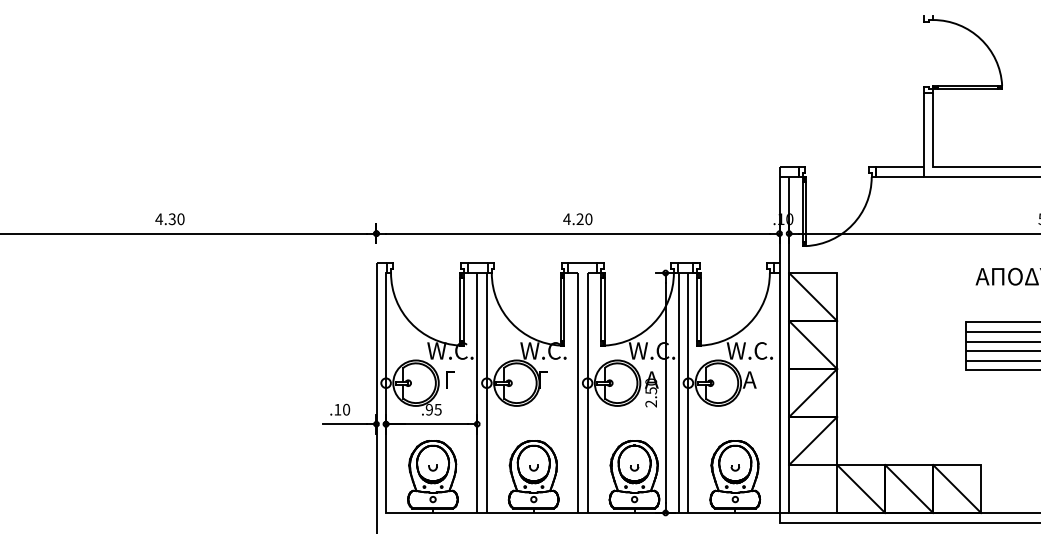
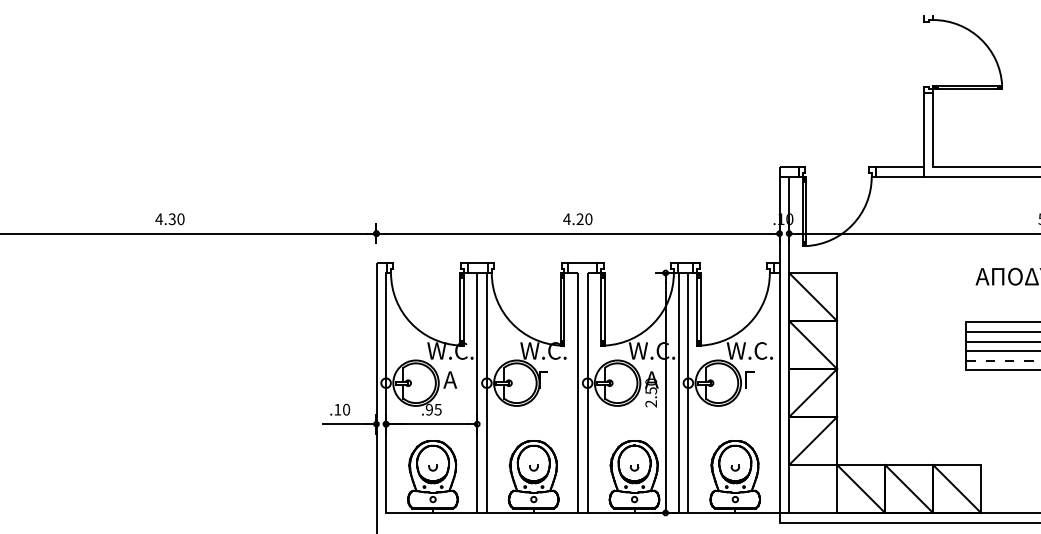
line: solid -> dashed (1003, 360)
text: Γ -> Α (450, 379)
text: Α -> Γ (749, 379)
